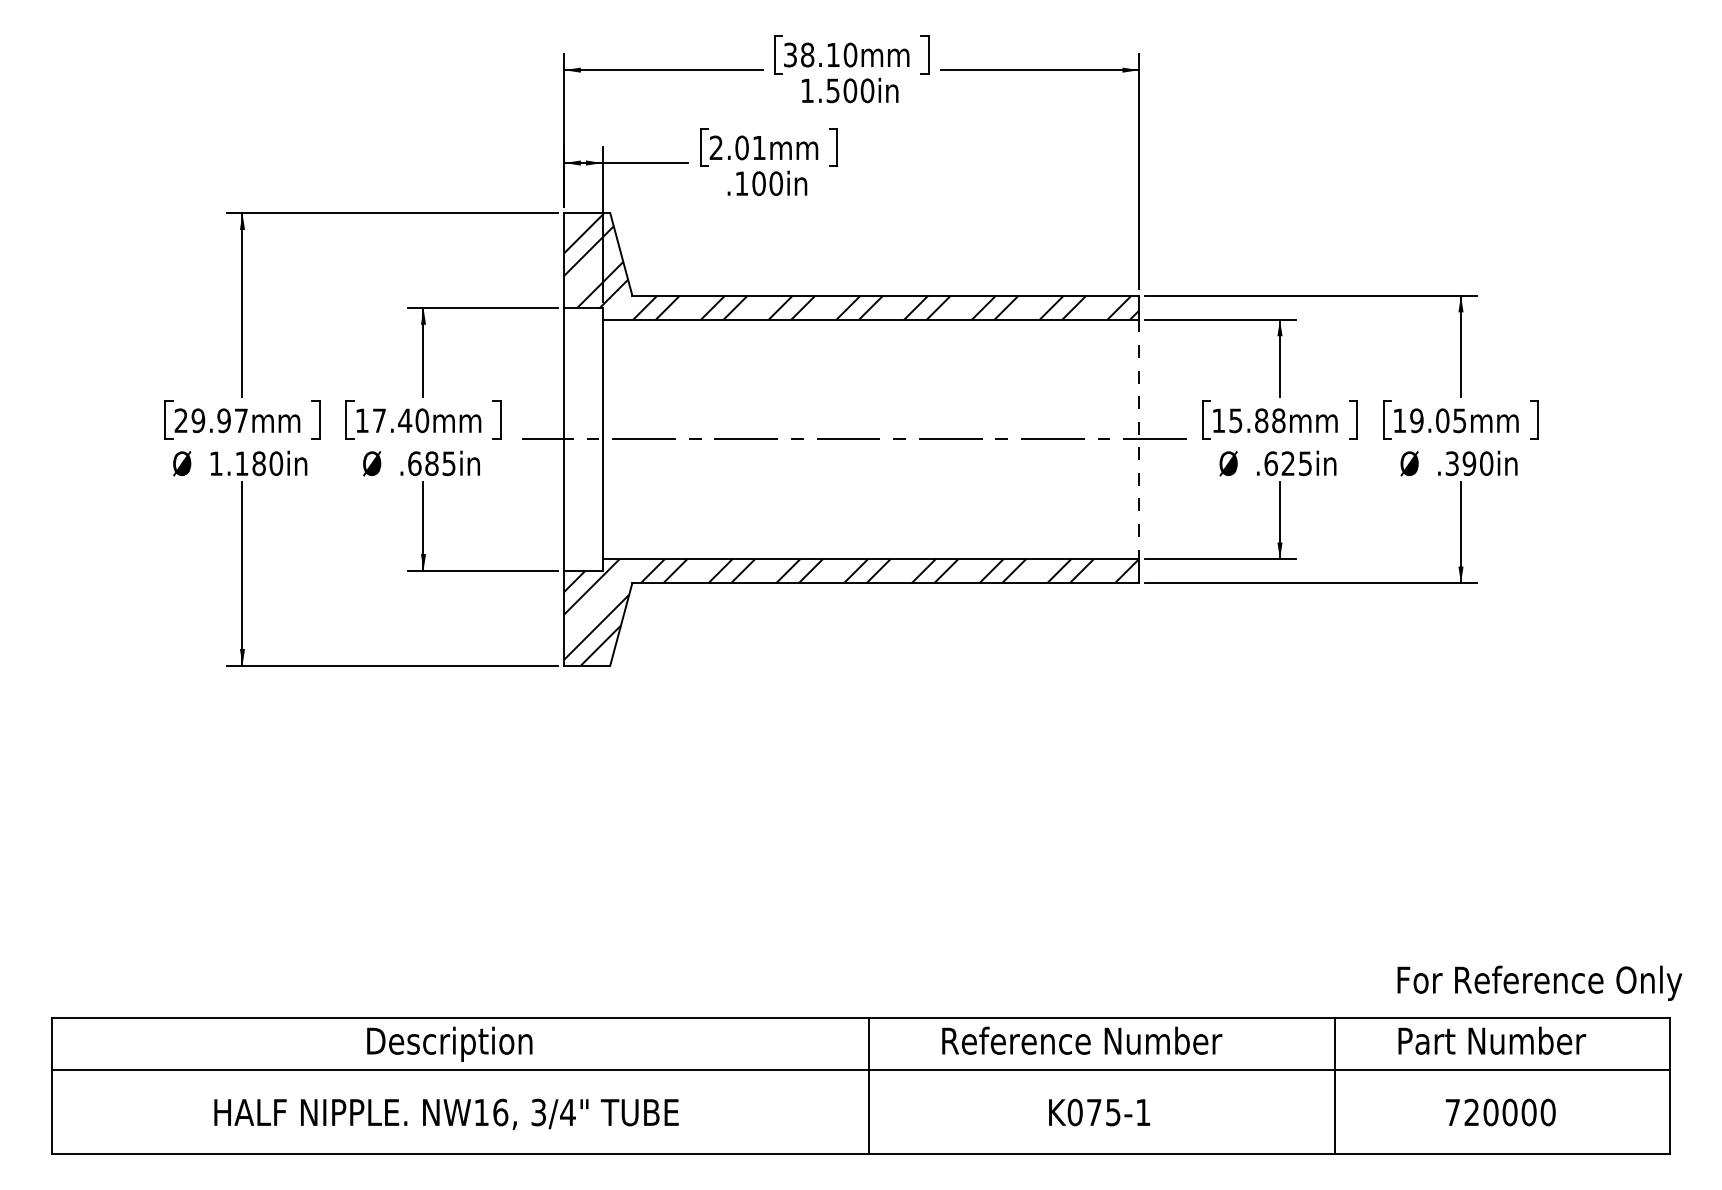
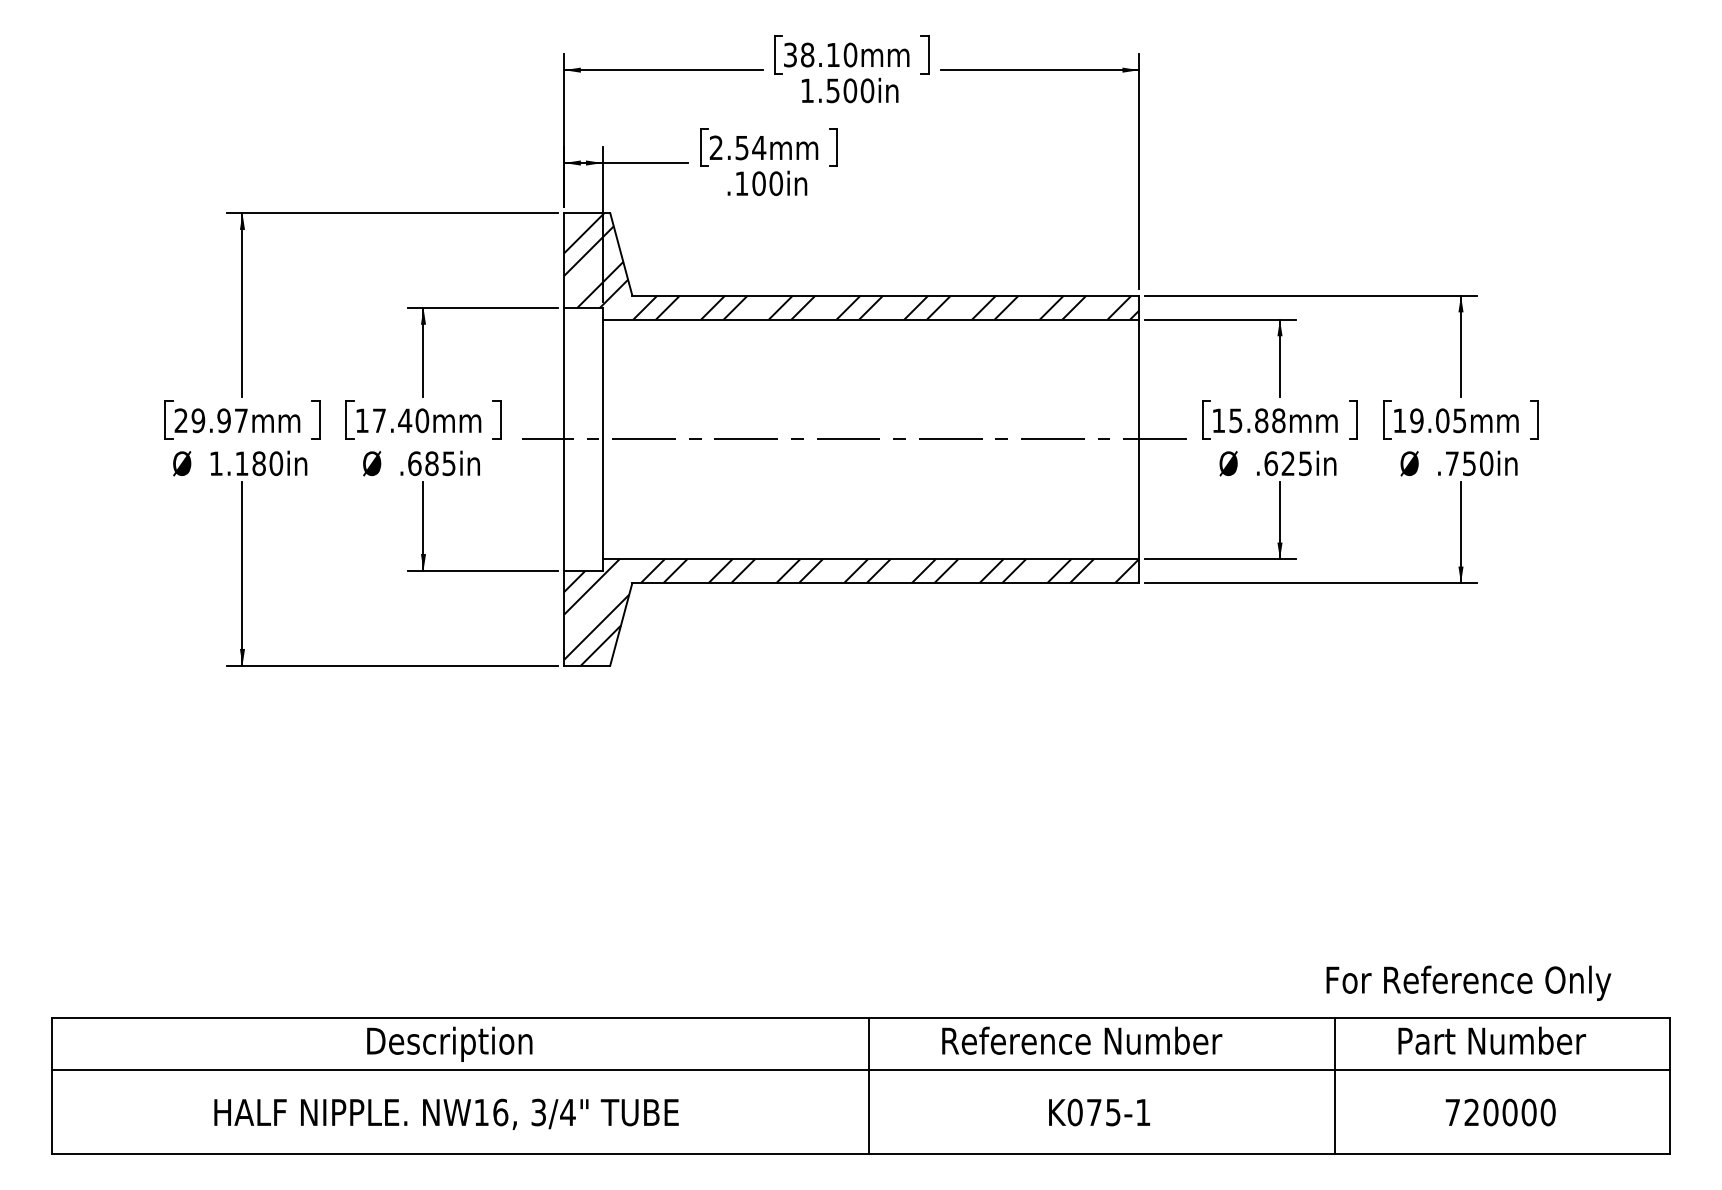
text: 2.01mm -> 2.54mm (750, 147)
line: dashed -> solid (1139, 439)
text: .390in -> .750in (1460, 463)
text position: (1539, 982) -> (1468, 982) (1468, 982)
